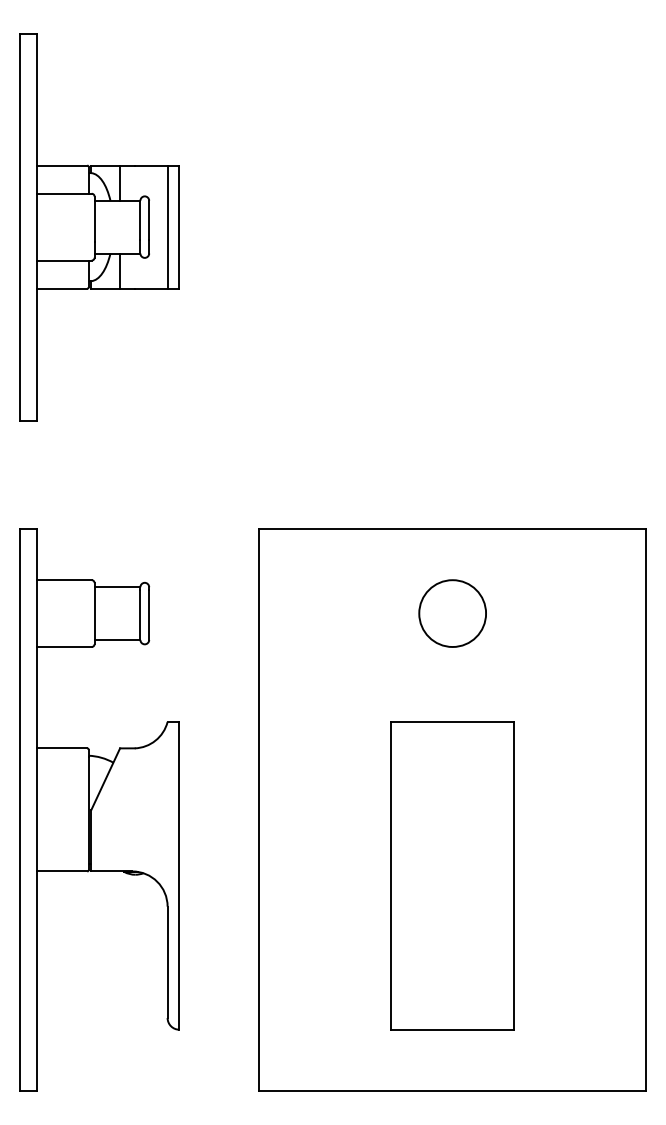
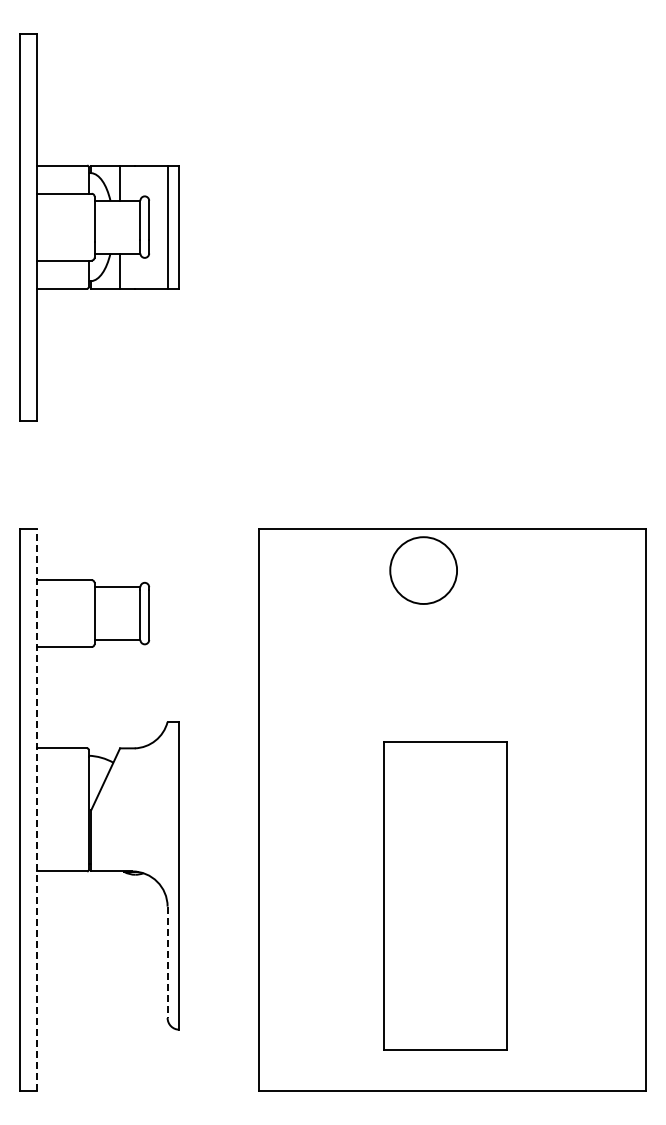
circle position: (452, 613) -> (423, 570) (423, 570)
line: solid -> dashed (37, 809)
part position: (452, 875) -> (445, 895) (445, 895)
line: solid -> dashed (167, 962)
